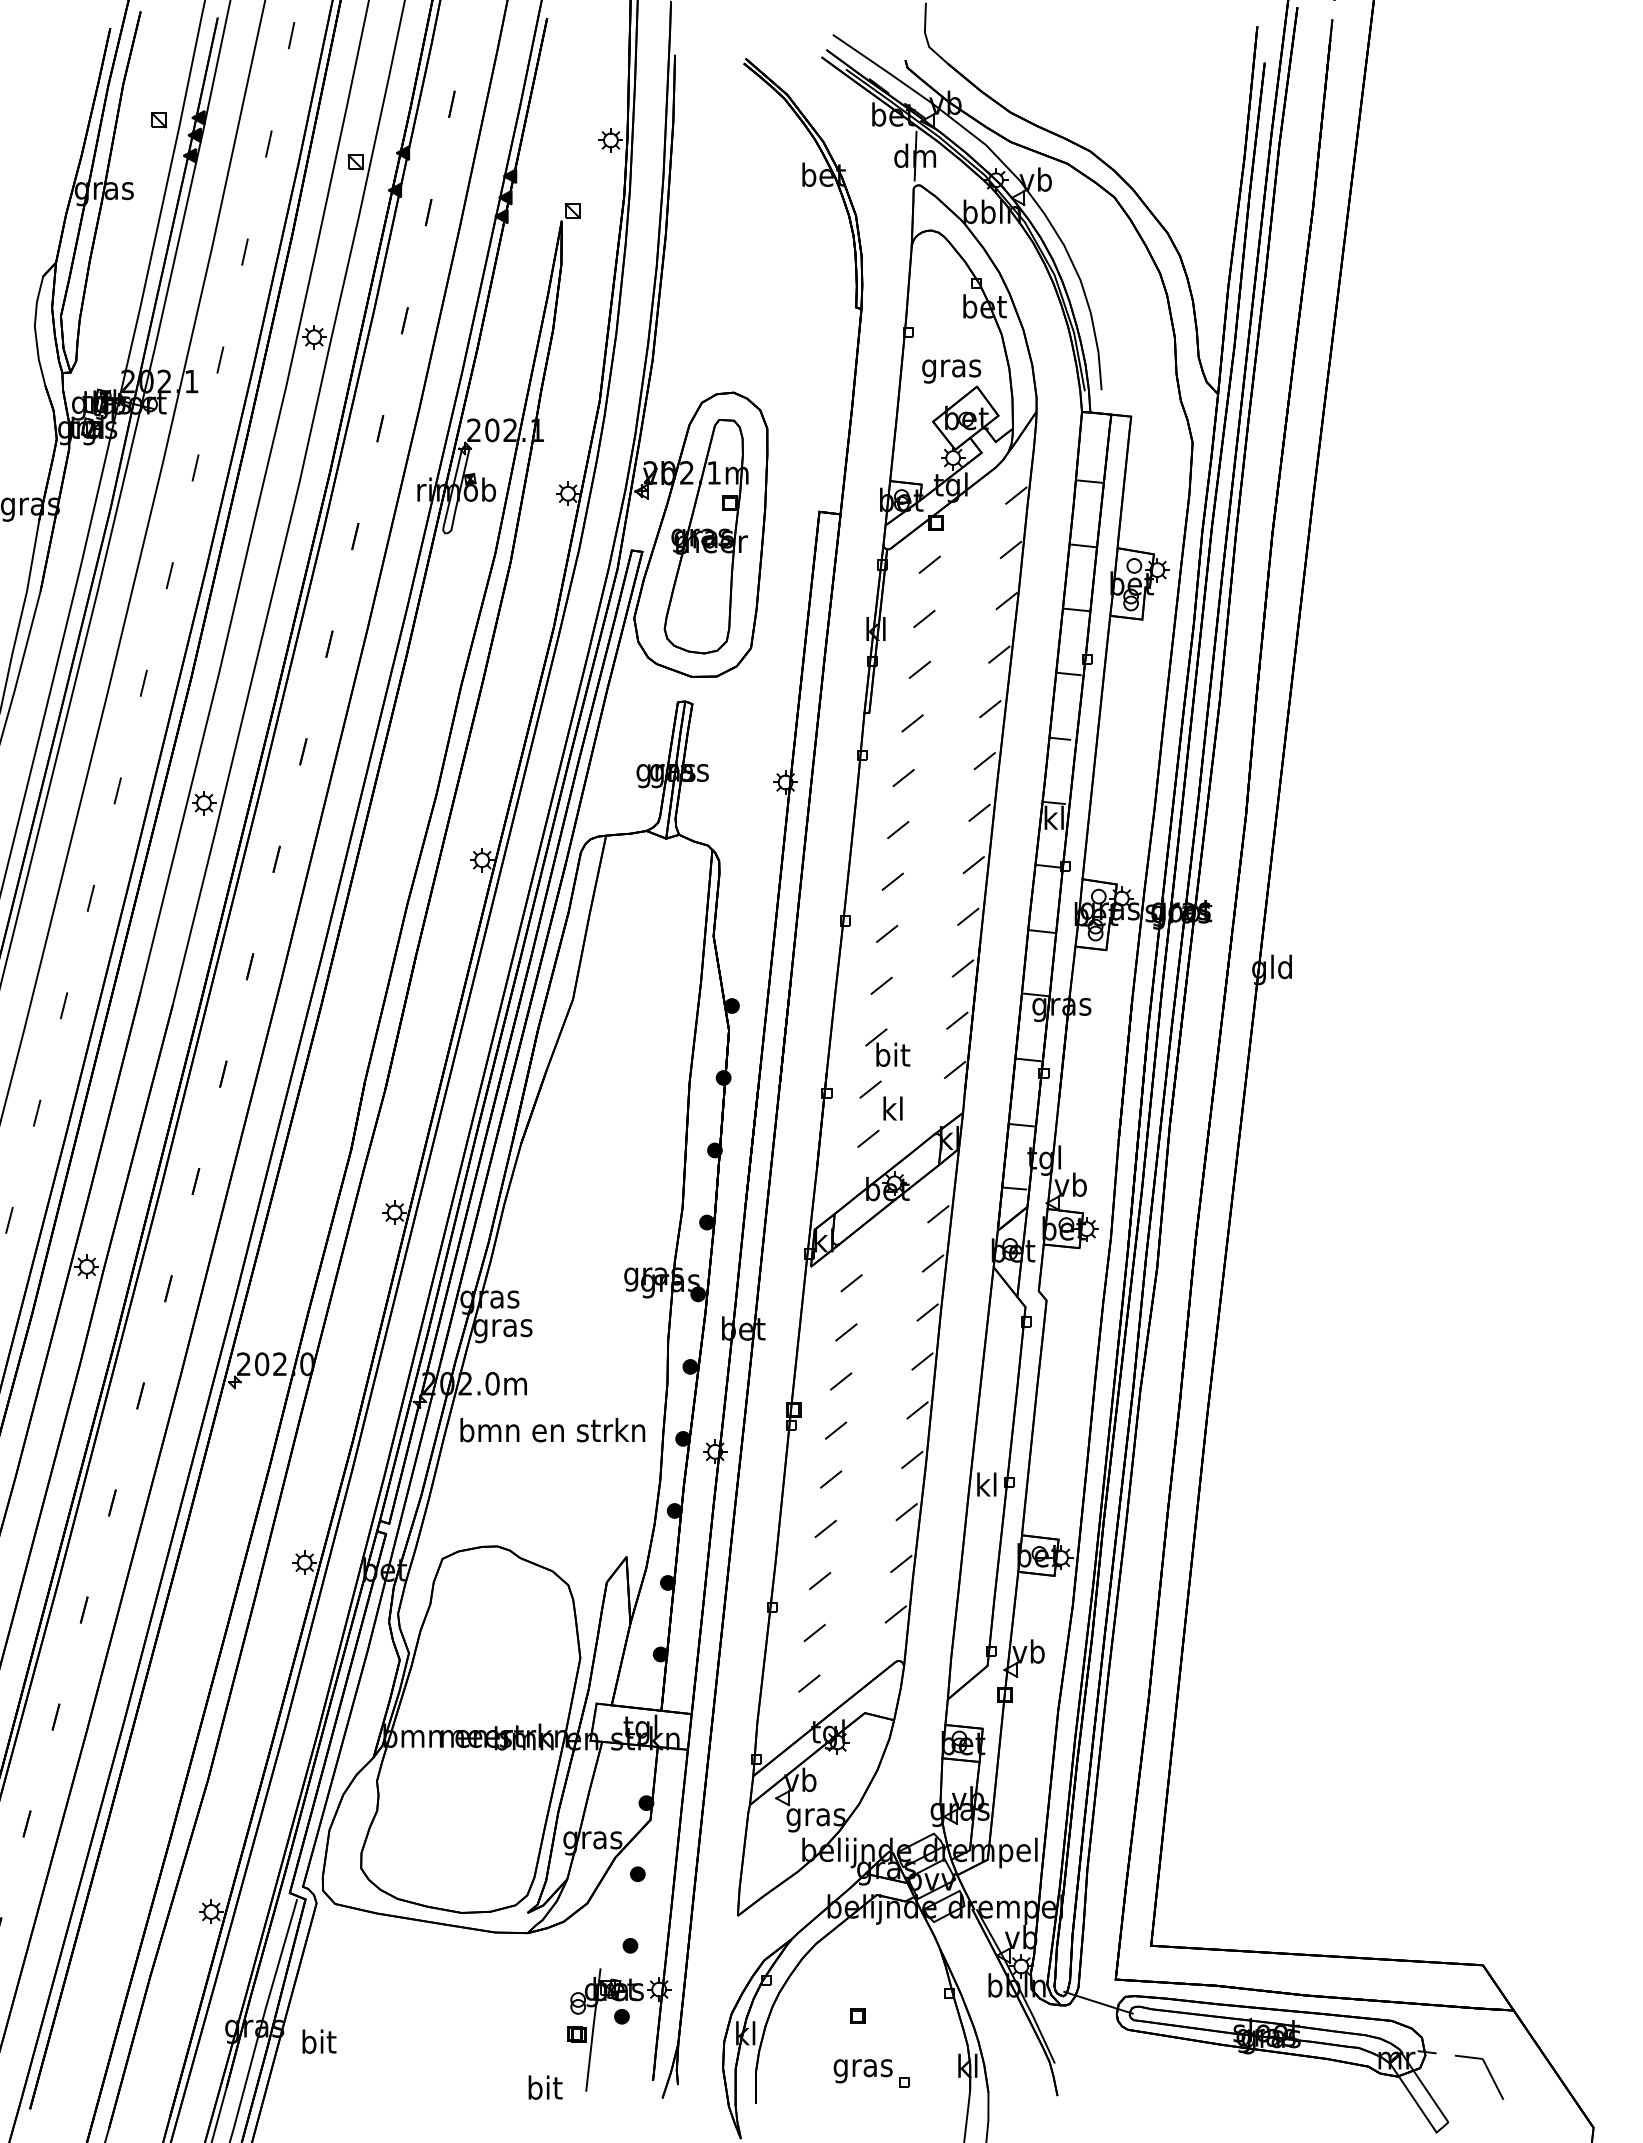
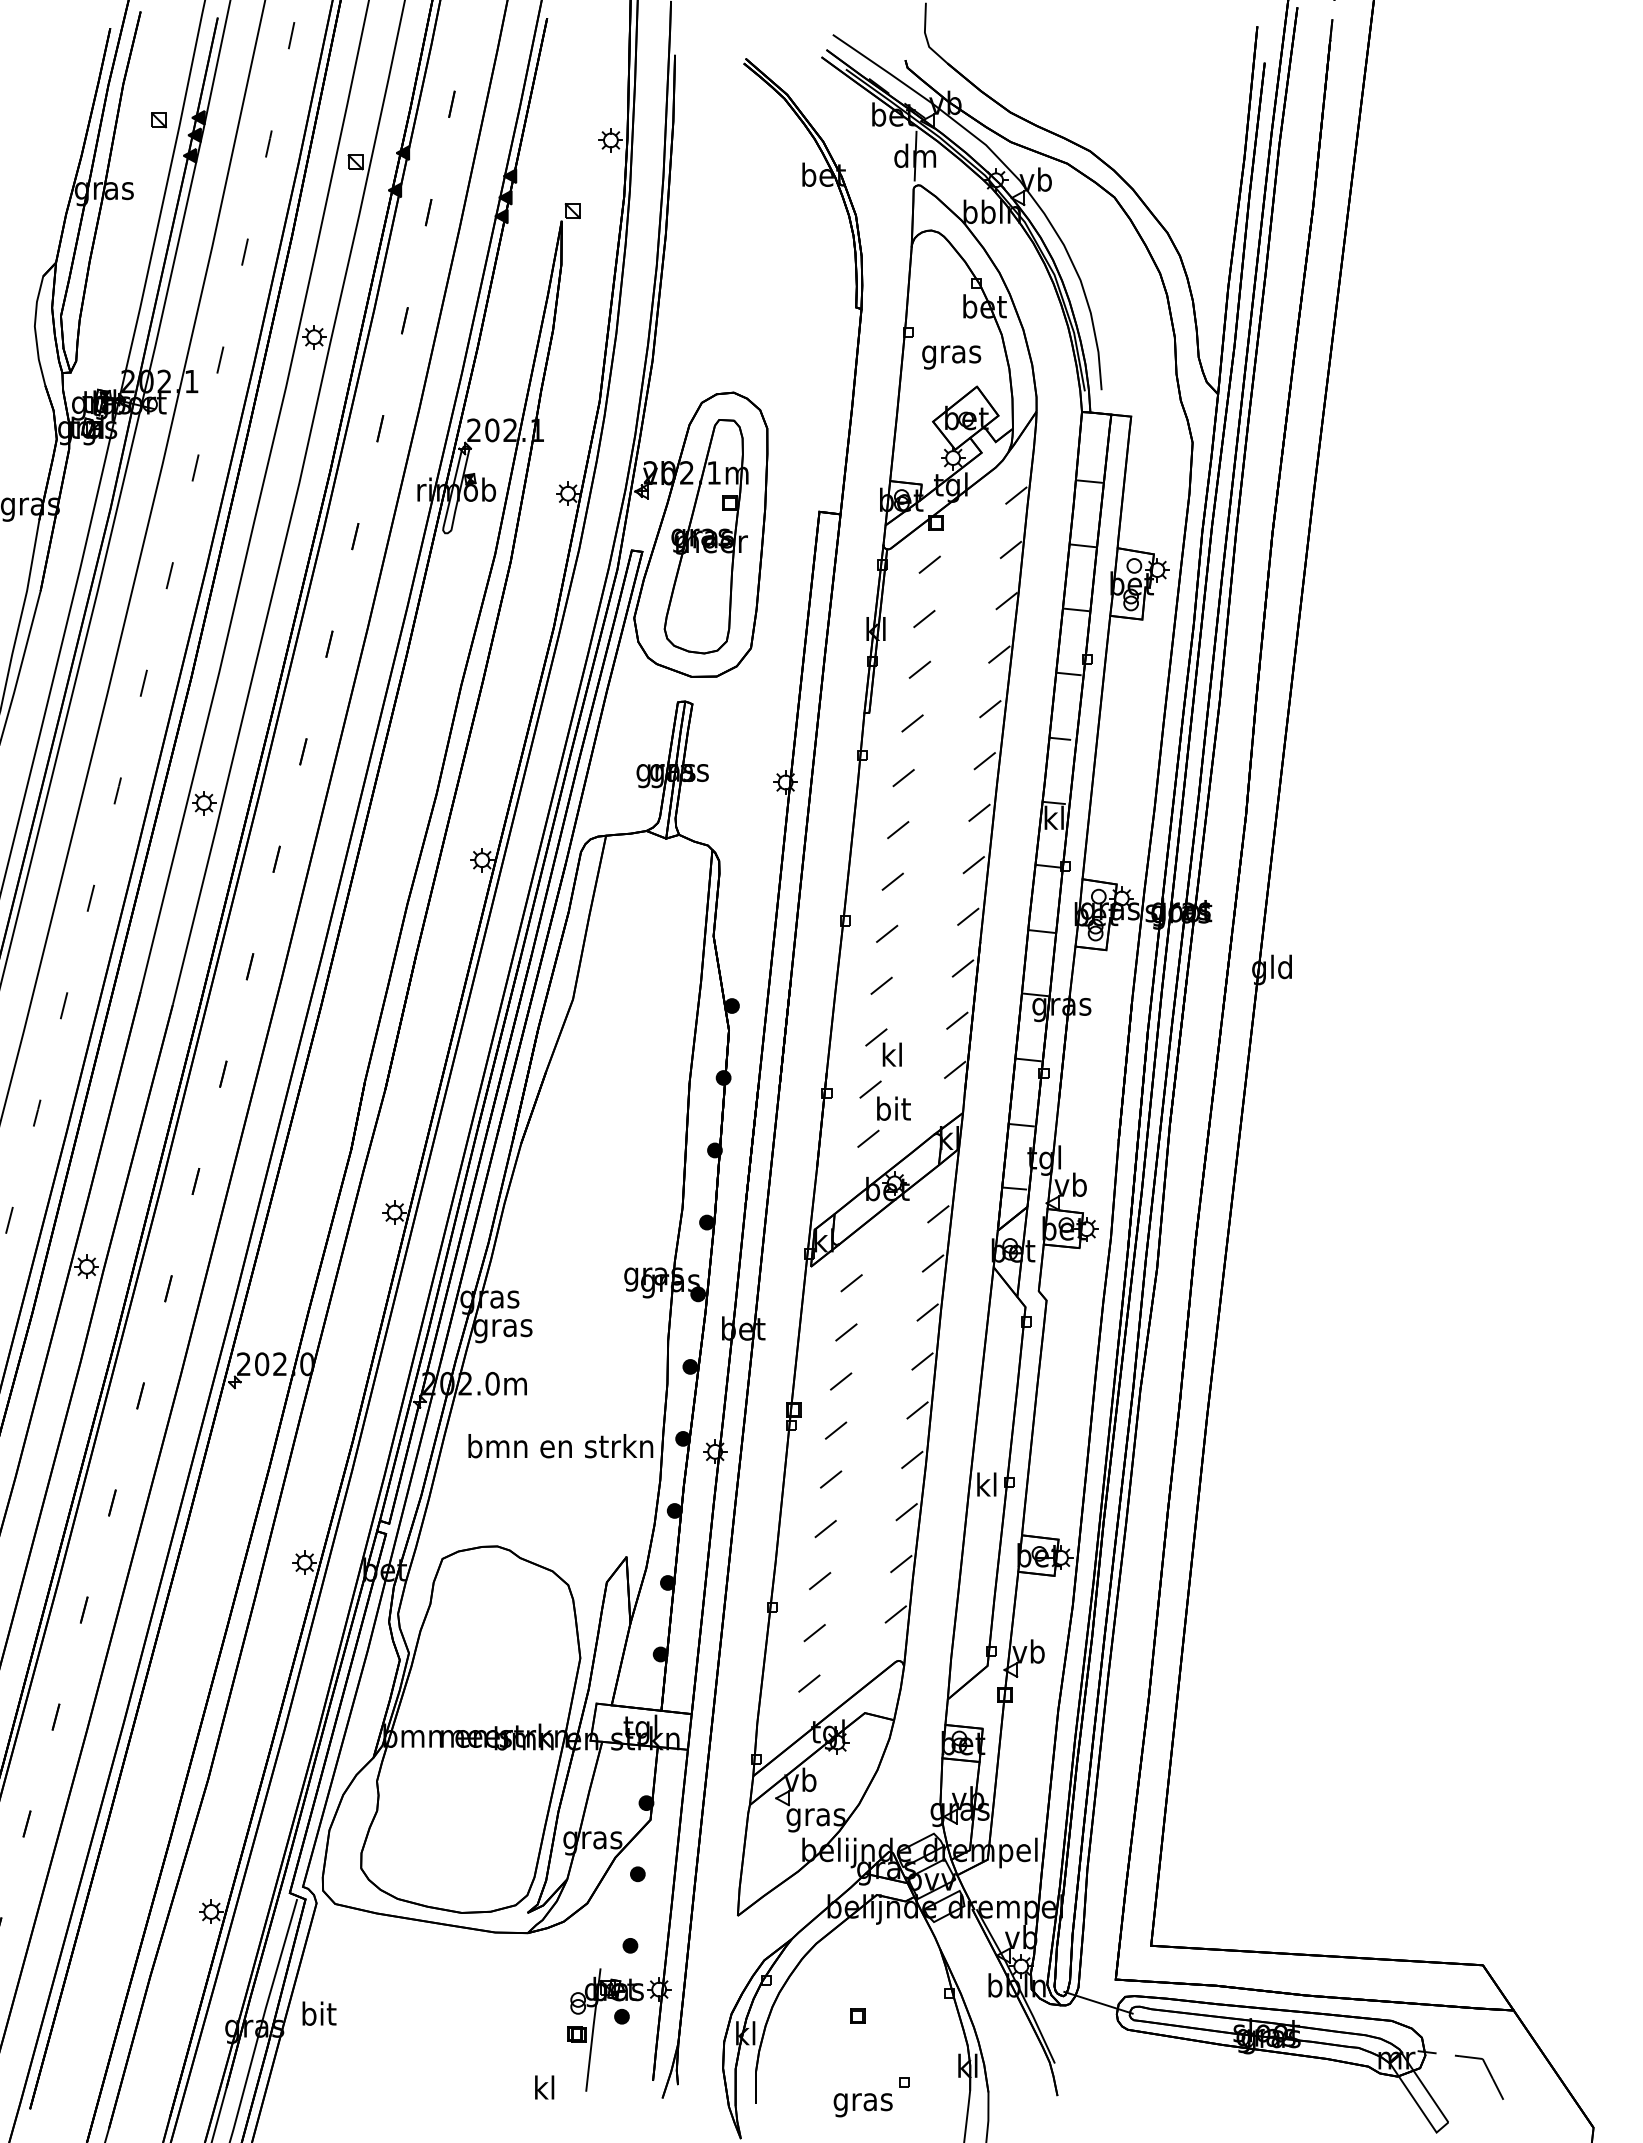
text position: (951, 371) -> (951, 357) (951, 357)
text: bit -> kl (893, 1054)
text: kl -> bit (893, 1108)
text position: (552, 1430) -> (560, 1446) (560, 1446)
text position: (319, 2041) -> (319, 2013) (319, 2013)
text position: (862, 2071) -> (862, 2105) (862, 2105)
text: bit -> kl (545, 2087)
